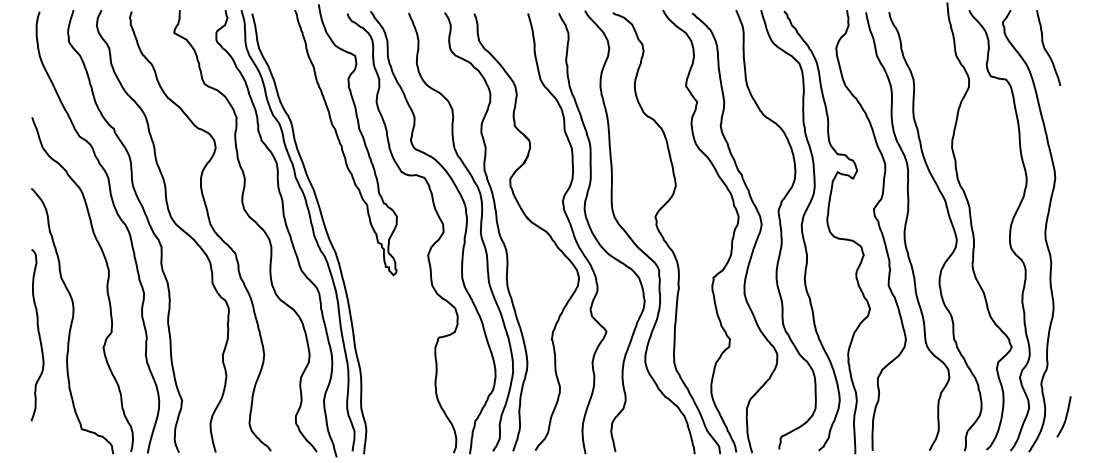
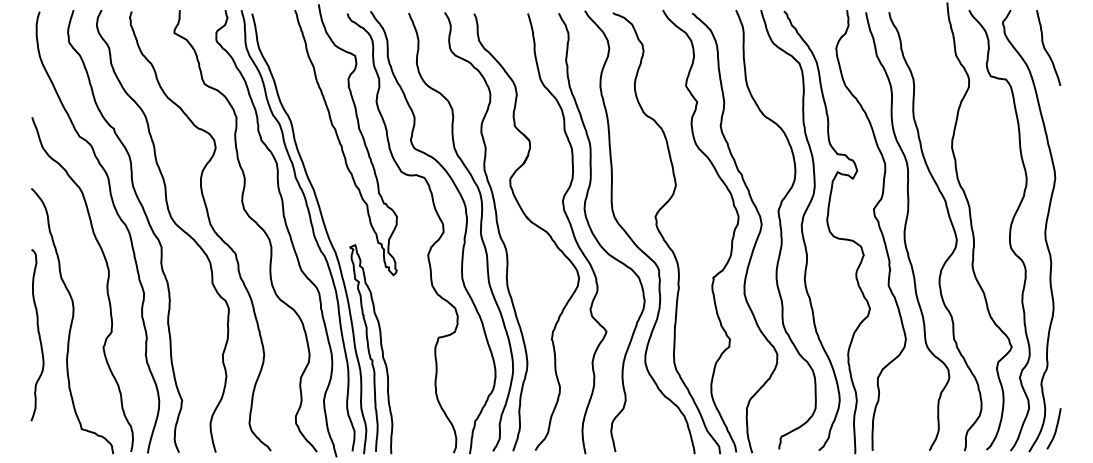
curve: none -> present (369, 349)
curve position: (1065, 416) -> (1055, 428) (1055, 428)
